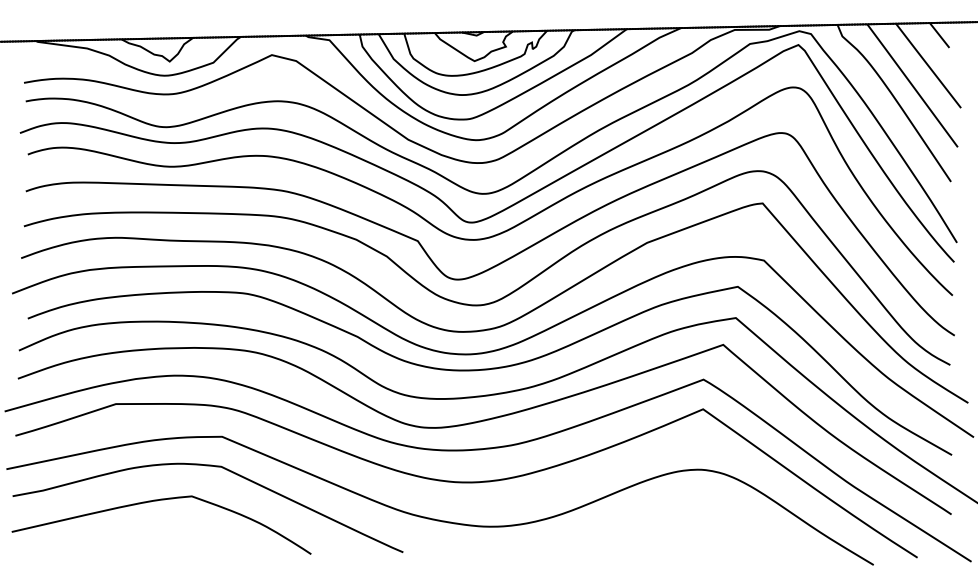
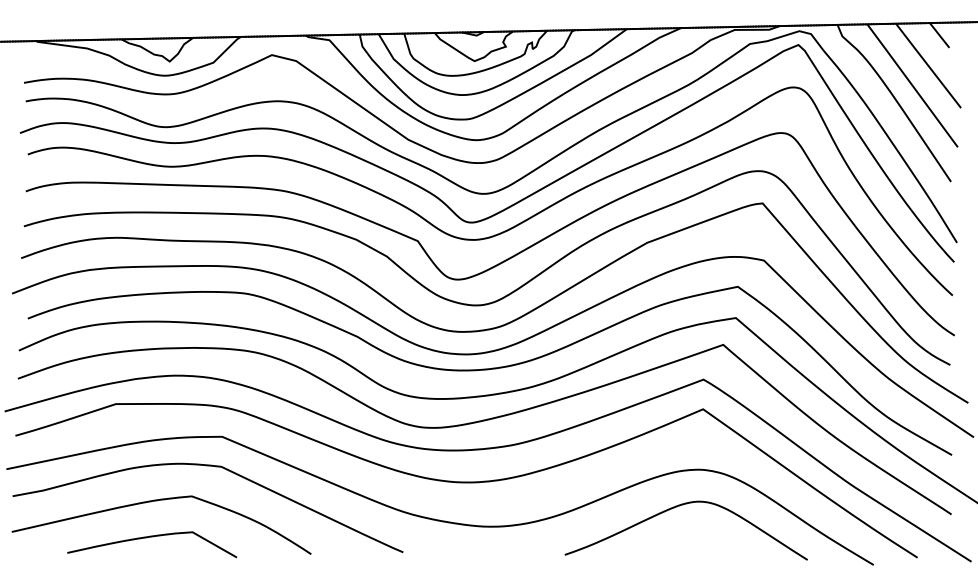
curve: none -> present (677, 507)
curve: none -> present (152, 537)
